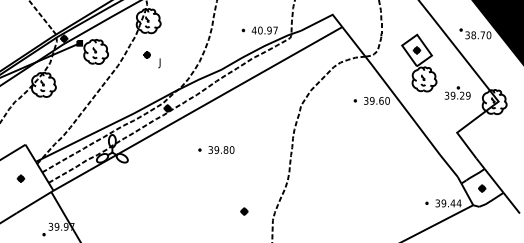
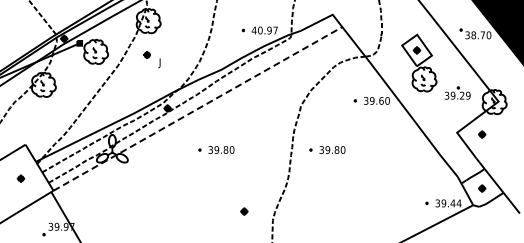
line: solid -> dashed (197, 108)
part: none -> present (482, 134)
part: none -> present (327, 149)
